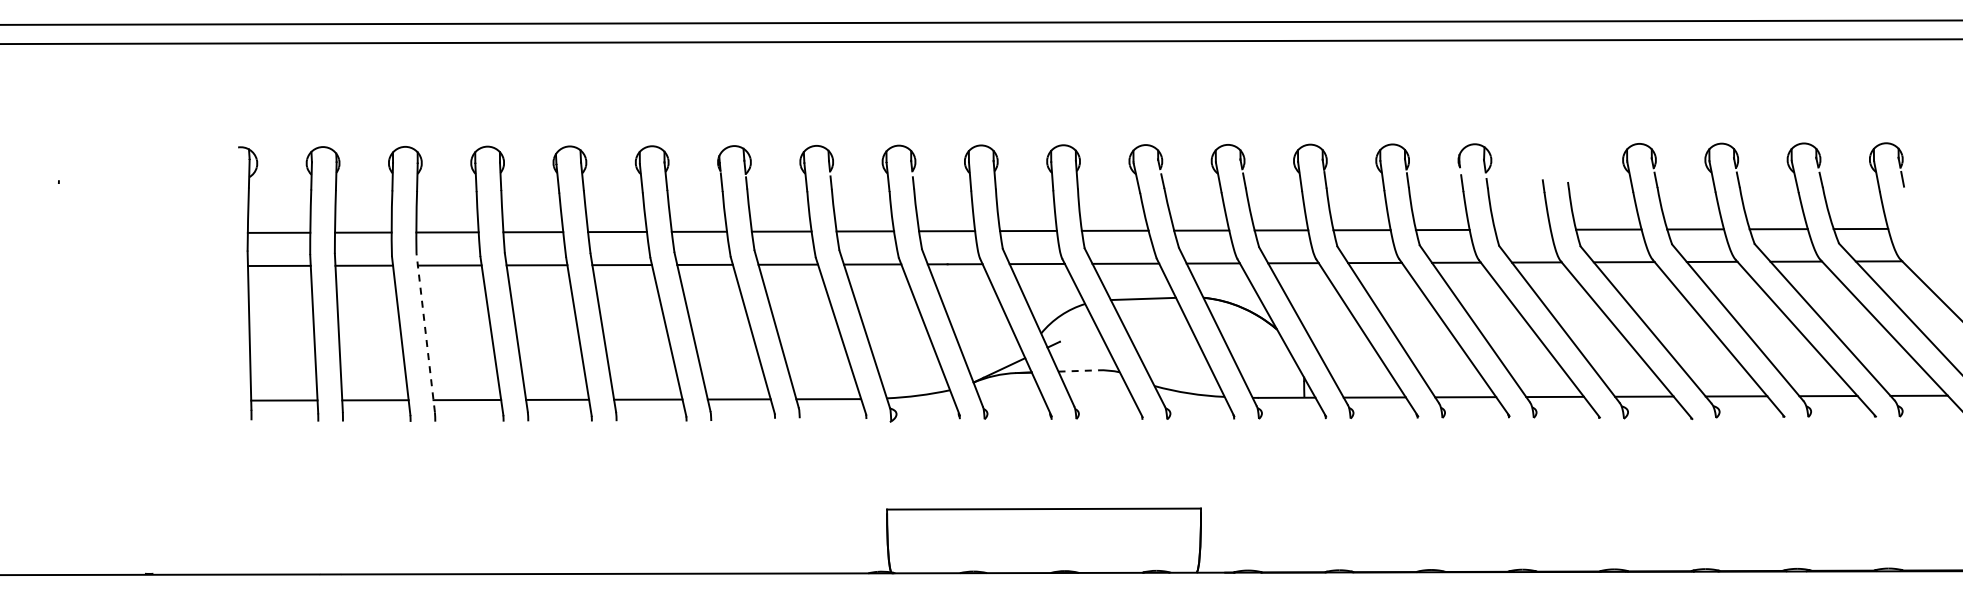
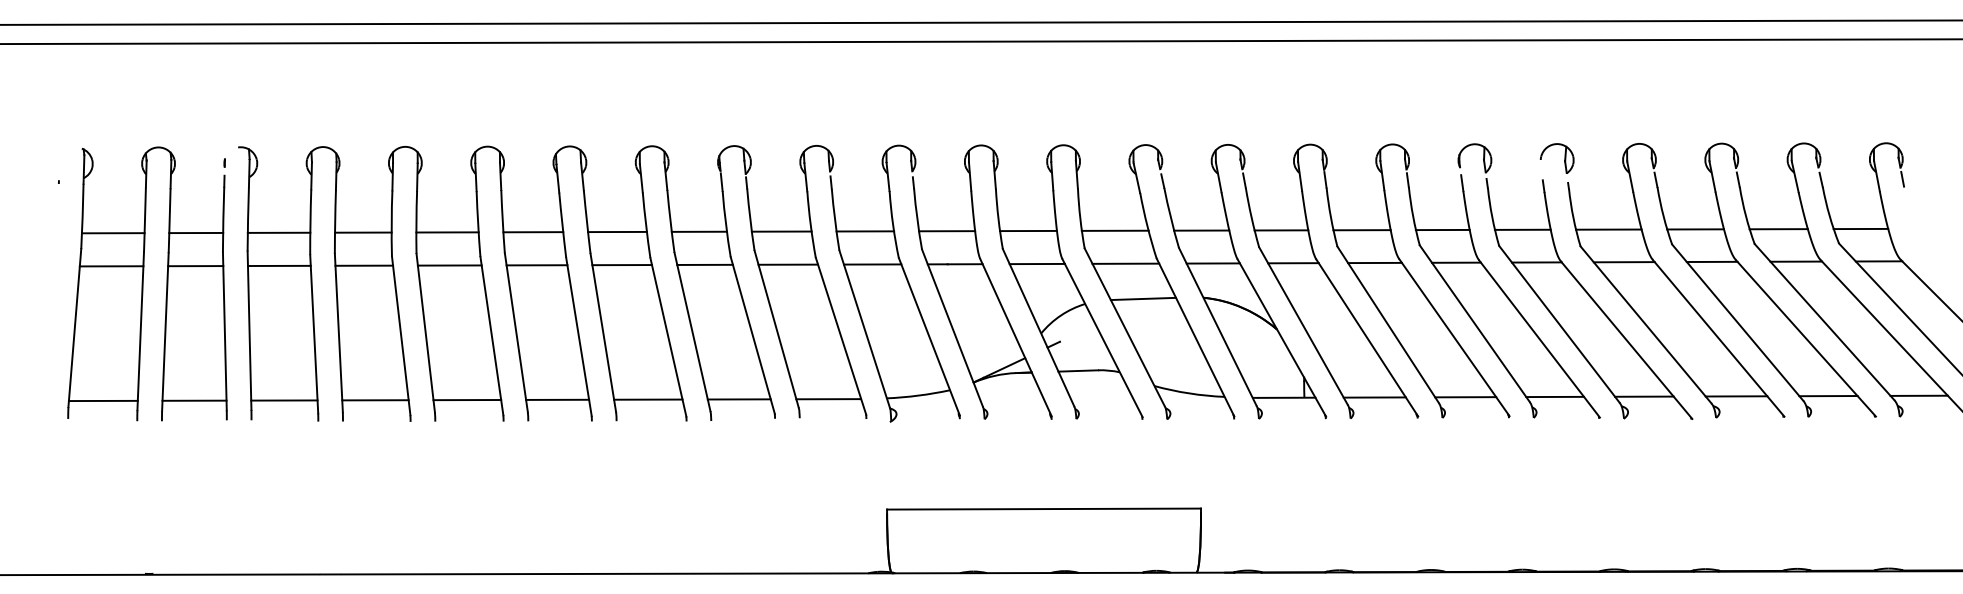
part: none -> present (1564, 158)
line: none -> present (1522, 229)
part: none -> present (147, 283)
line: dashed -> solid (425, 333)
line: dashed -> solid (1078, 370)
